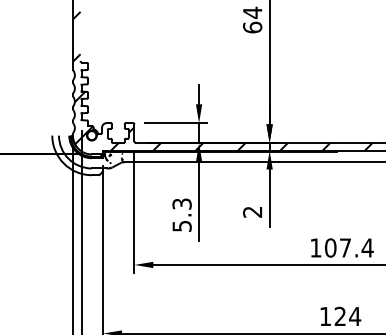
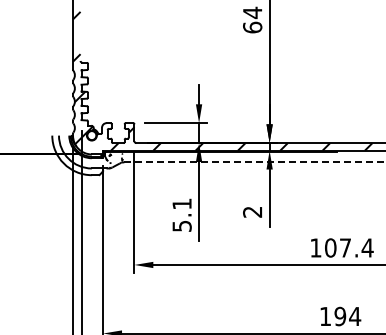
line: solid -> dashed (255, 162)
text: 5.3 -> 5.1 (181, 203)
text: 124 -> 194 (340, 316)
